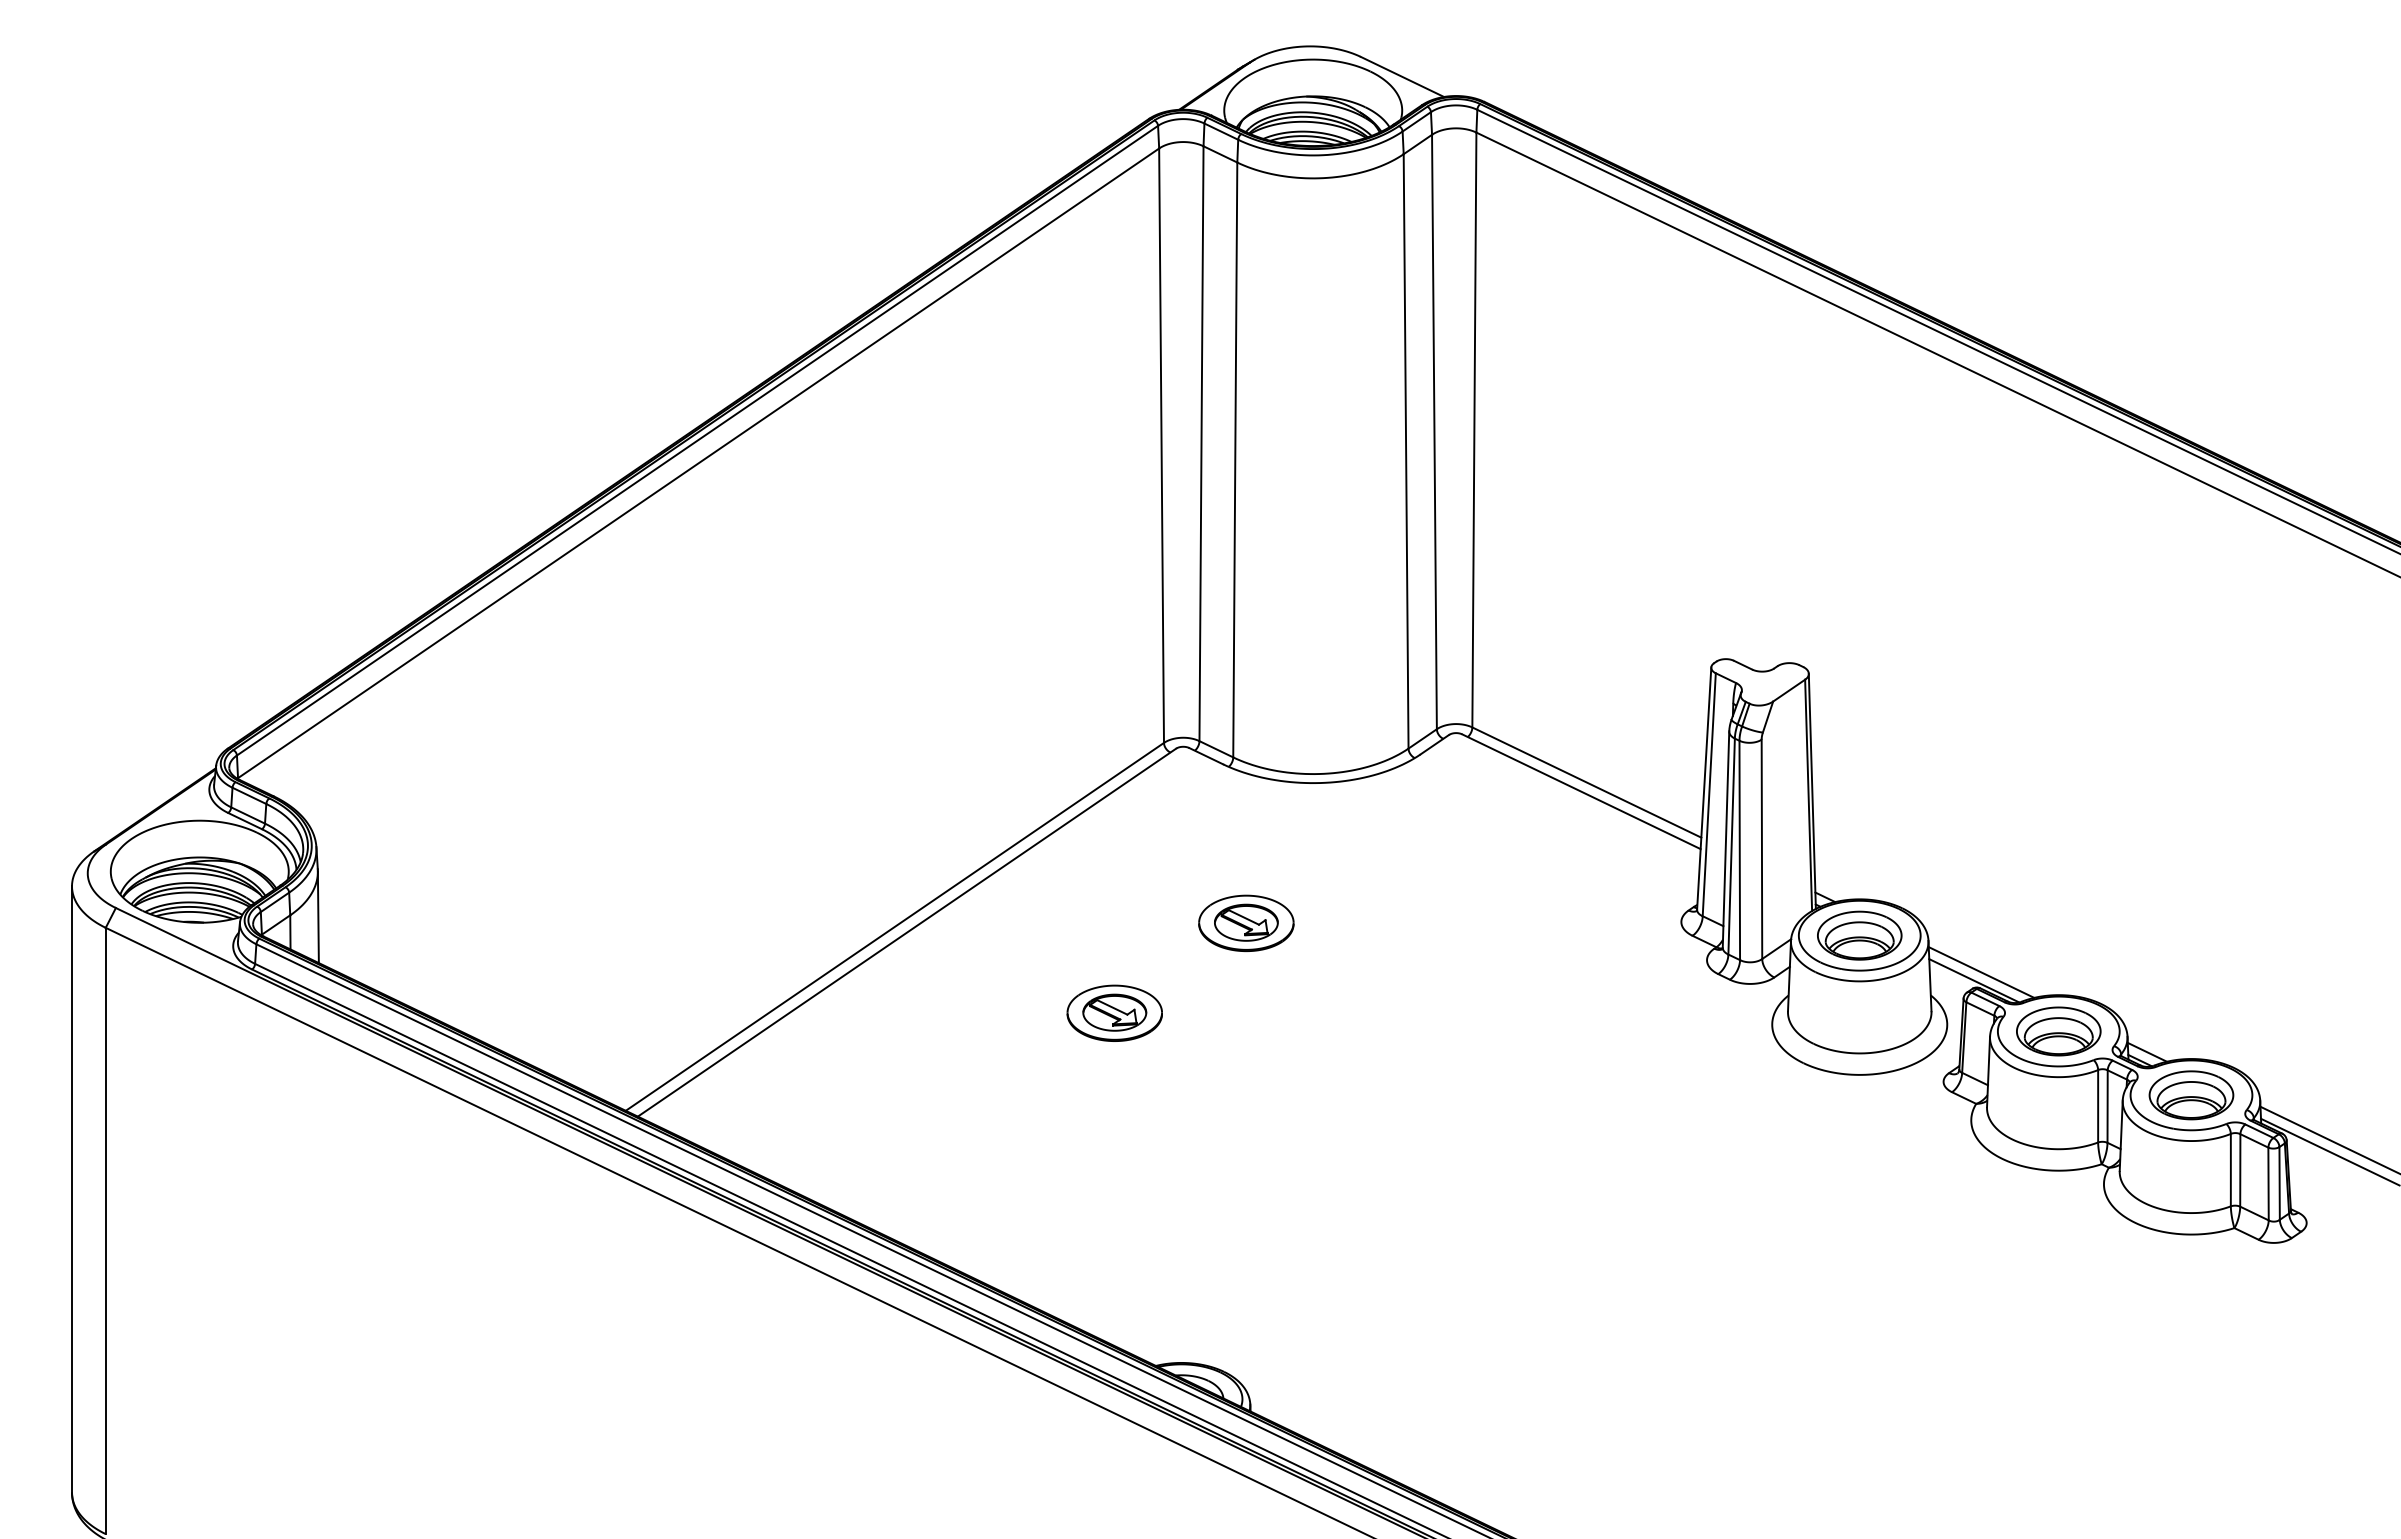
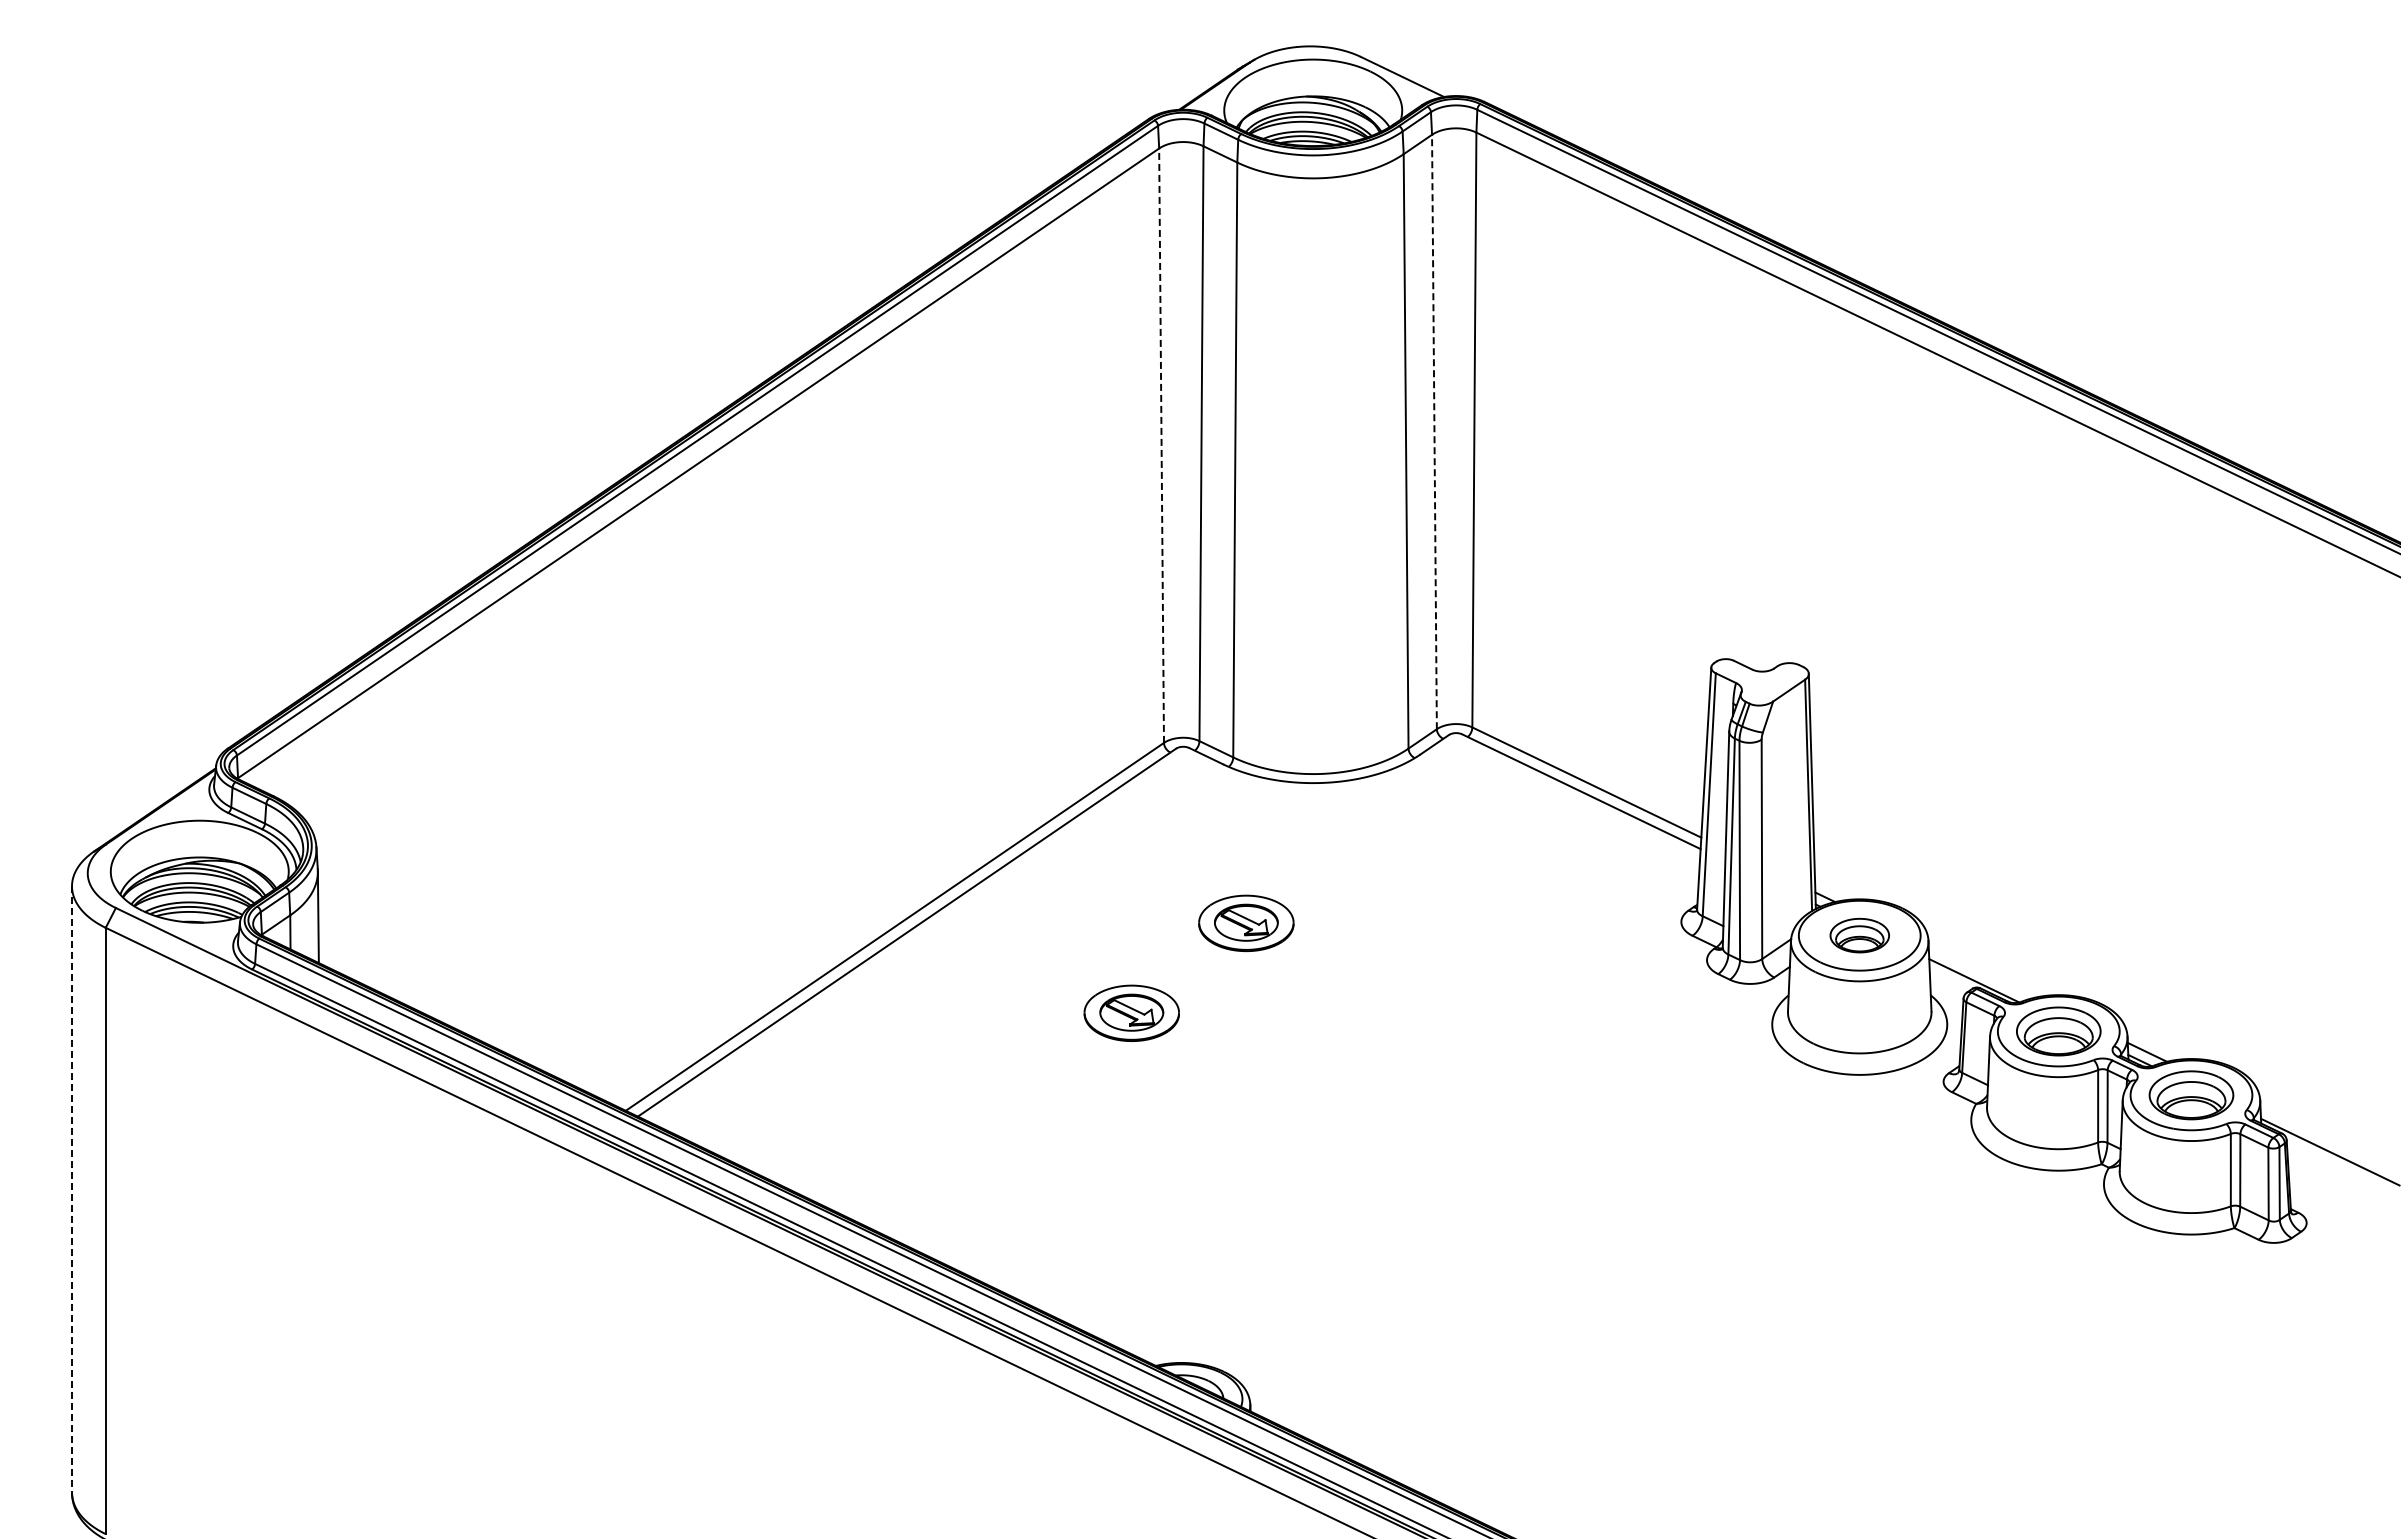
line: solid -> dashed (1434, 431)
line: solid -> dashed (1161, 445)
part size: 86x51 px -> 61x37 px (1859, 935)
line: present -> none (1981, 972)
part position: (1114, 1012) -> (1131, 1012) (1131, 1012)
line: present -> none (2328, 1139)
line: solid -> dashed (72, 1189)
